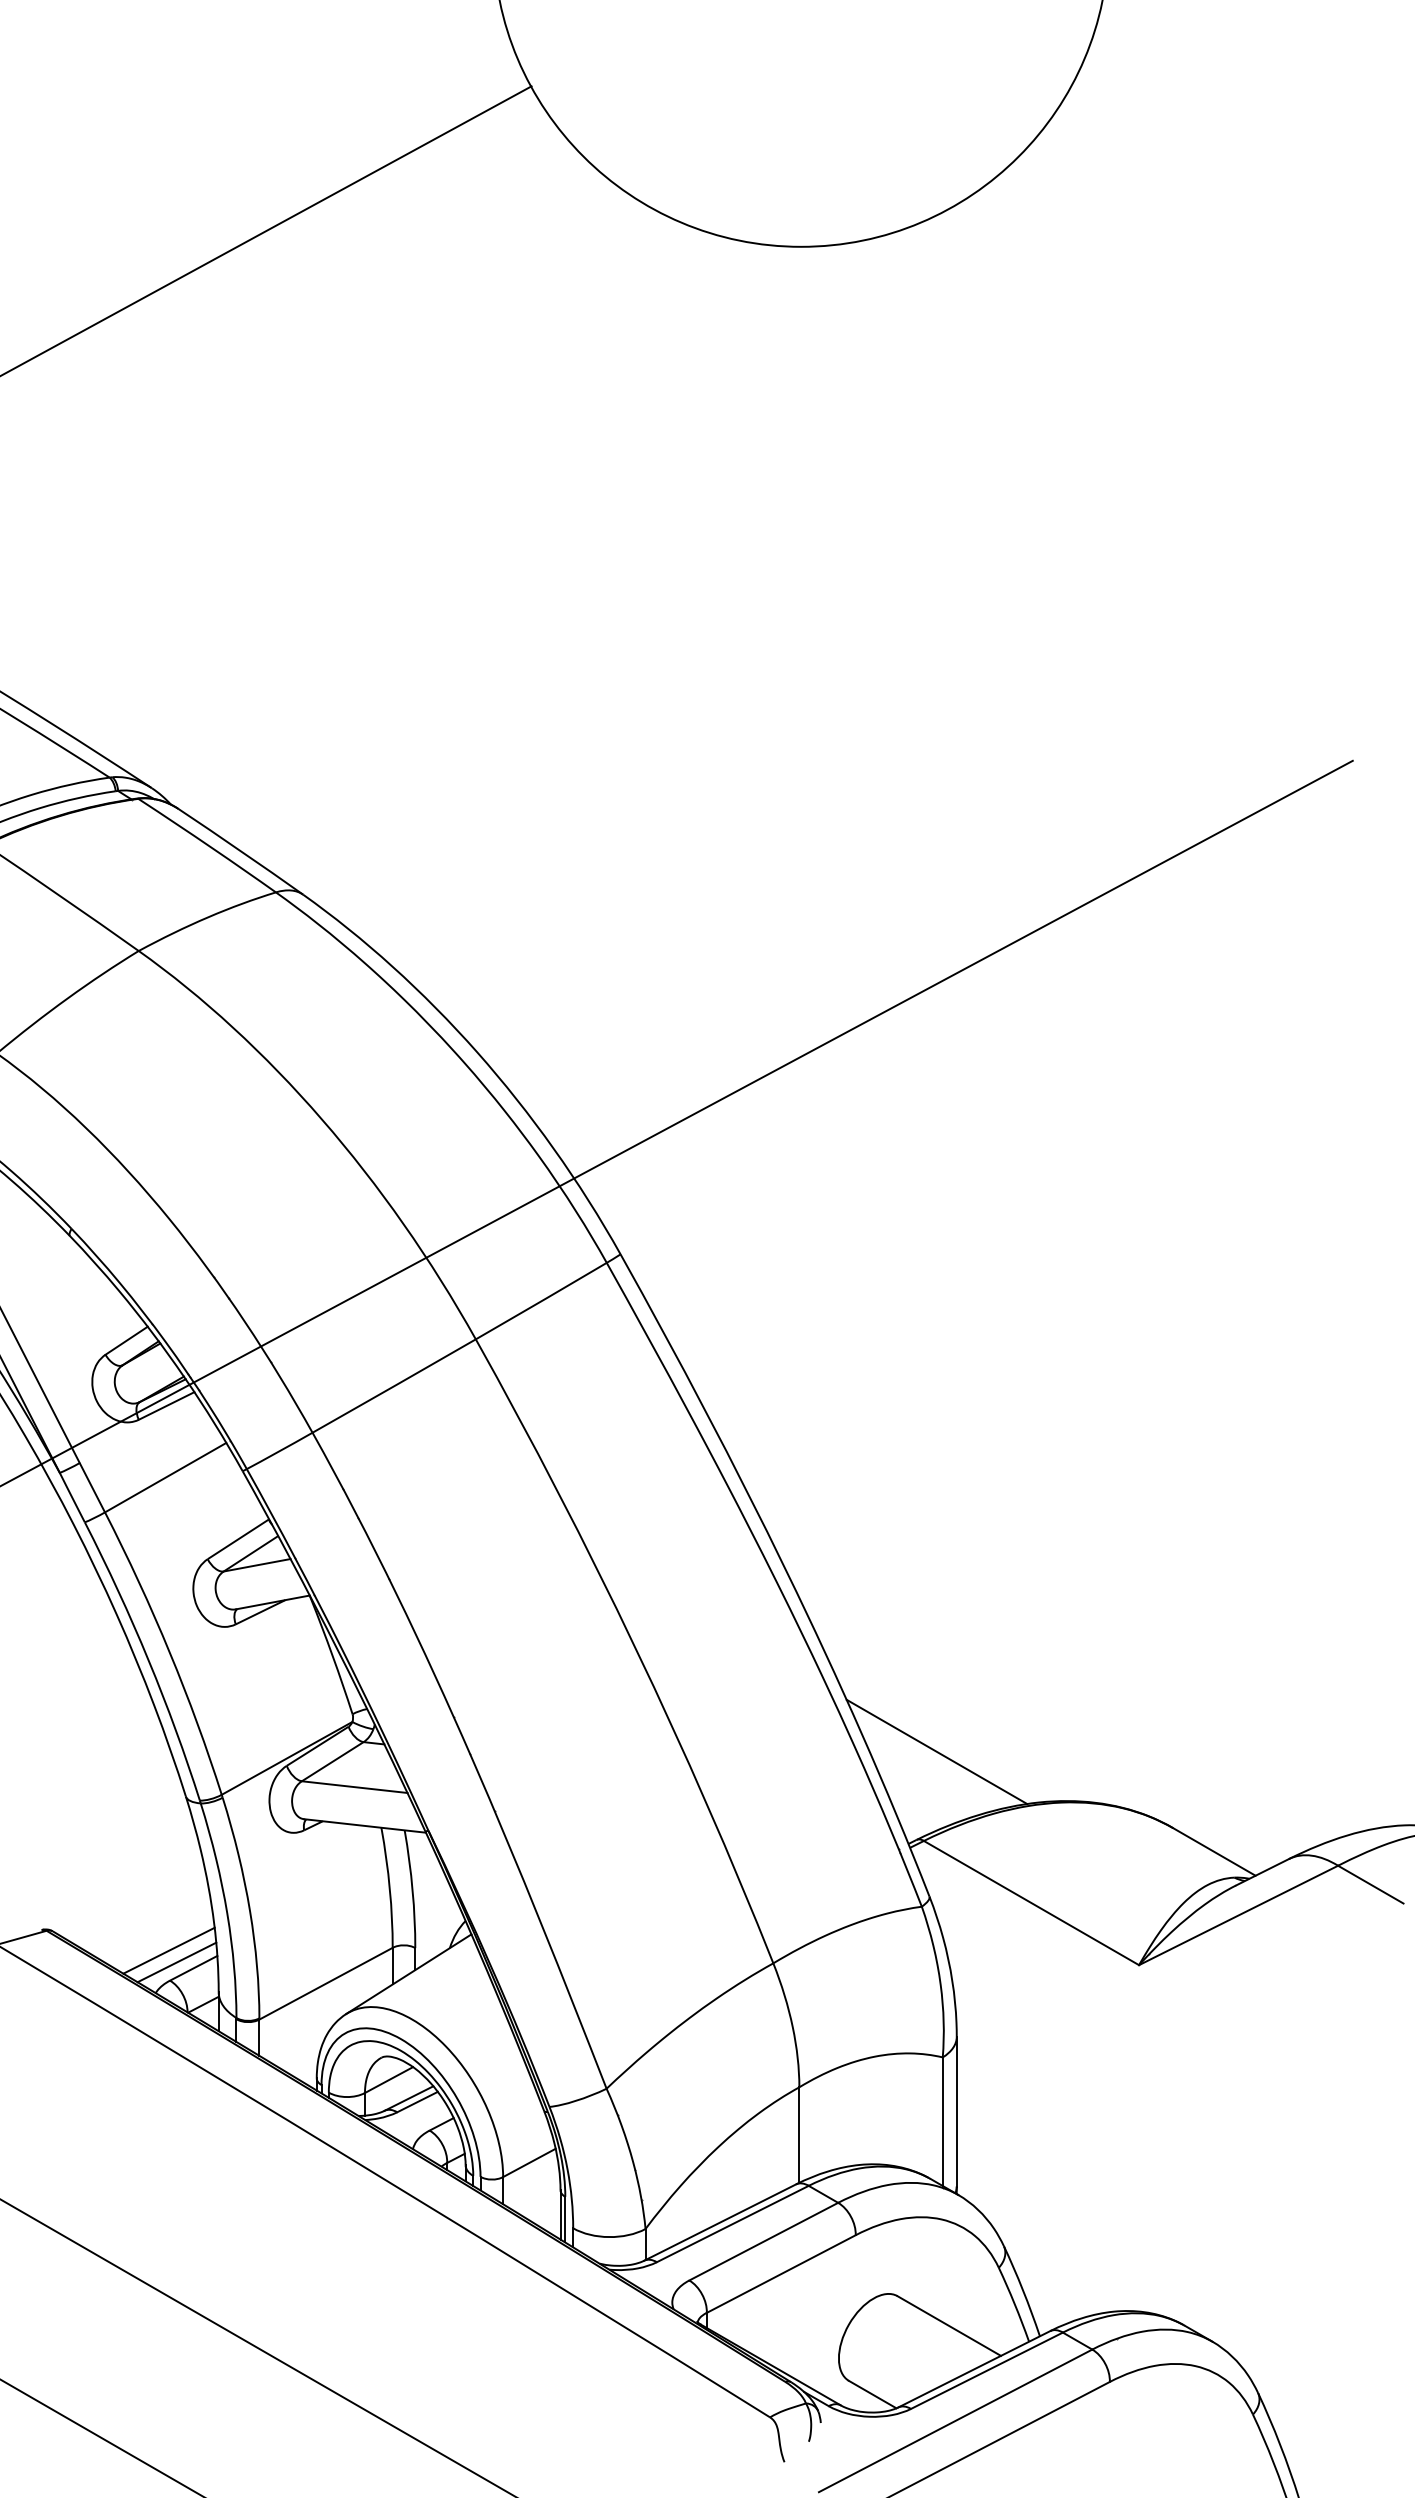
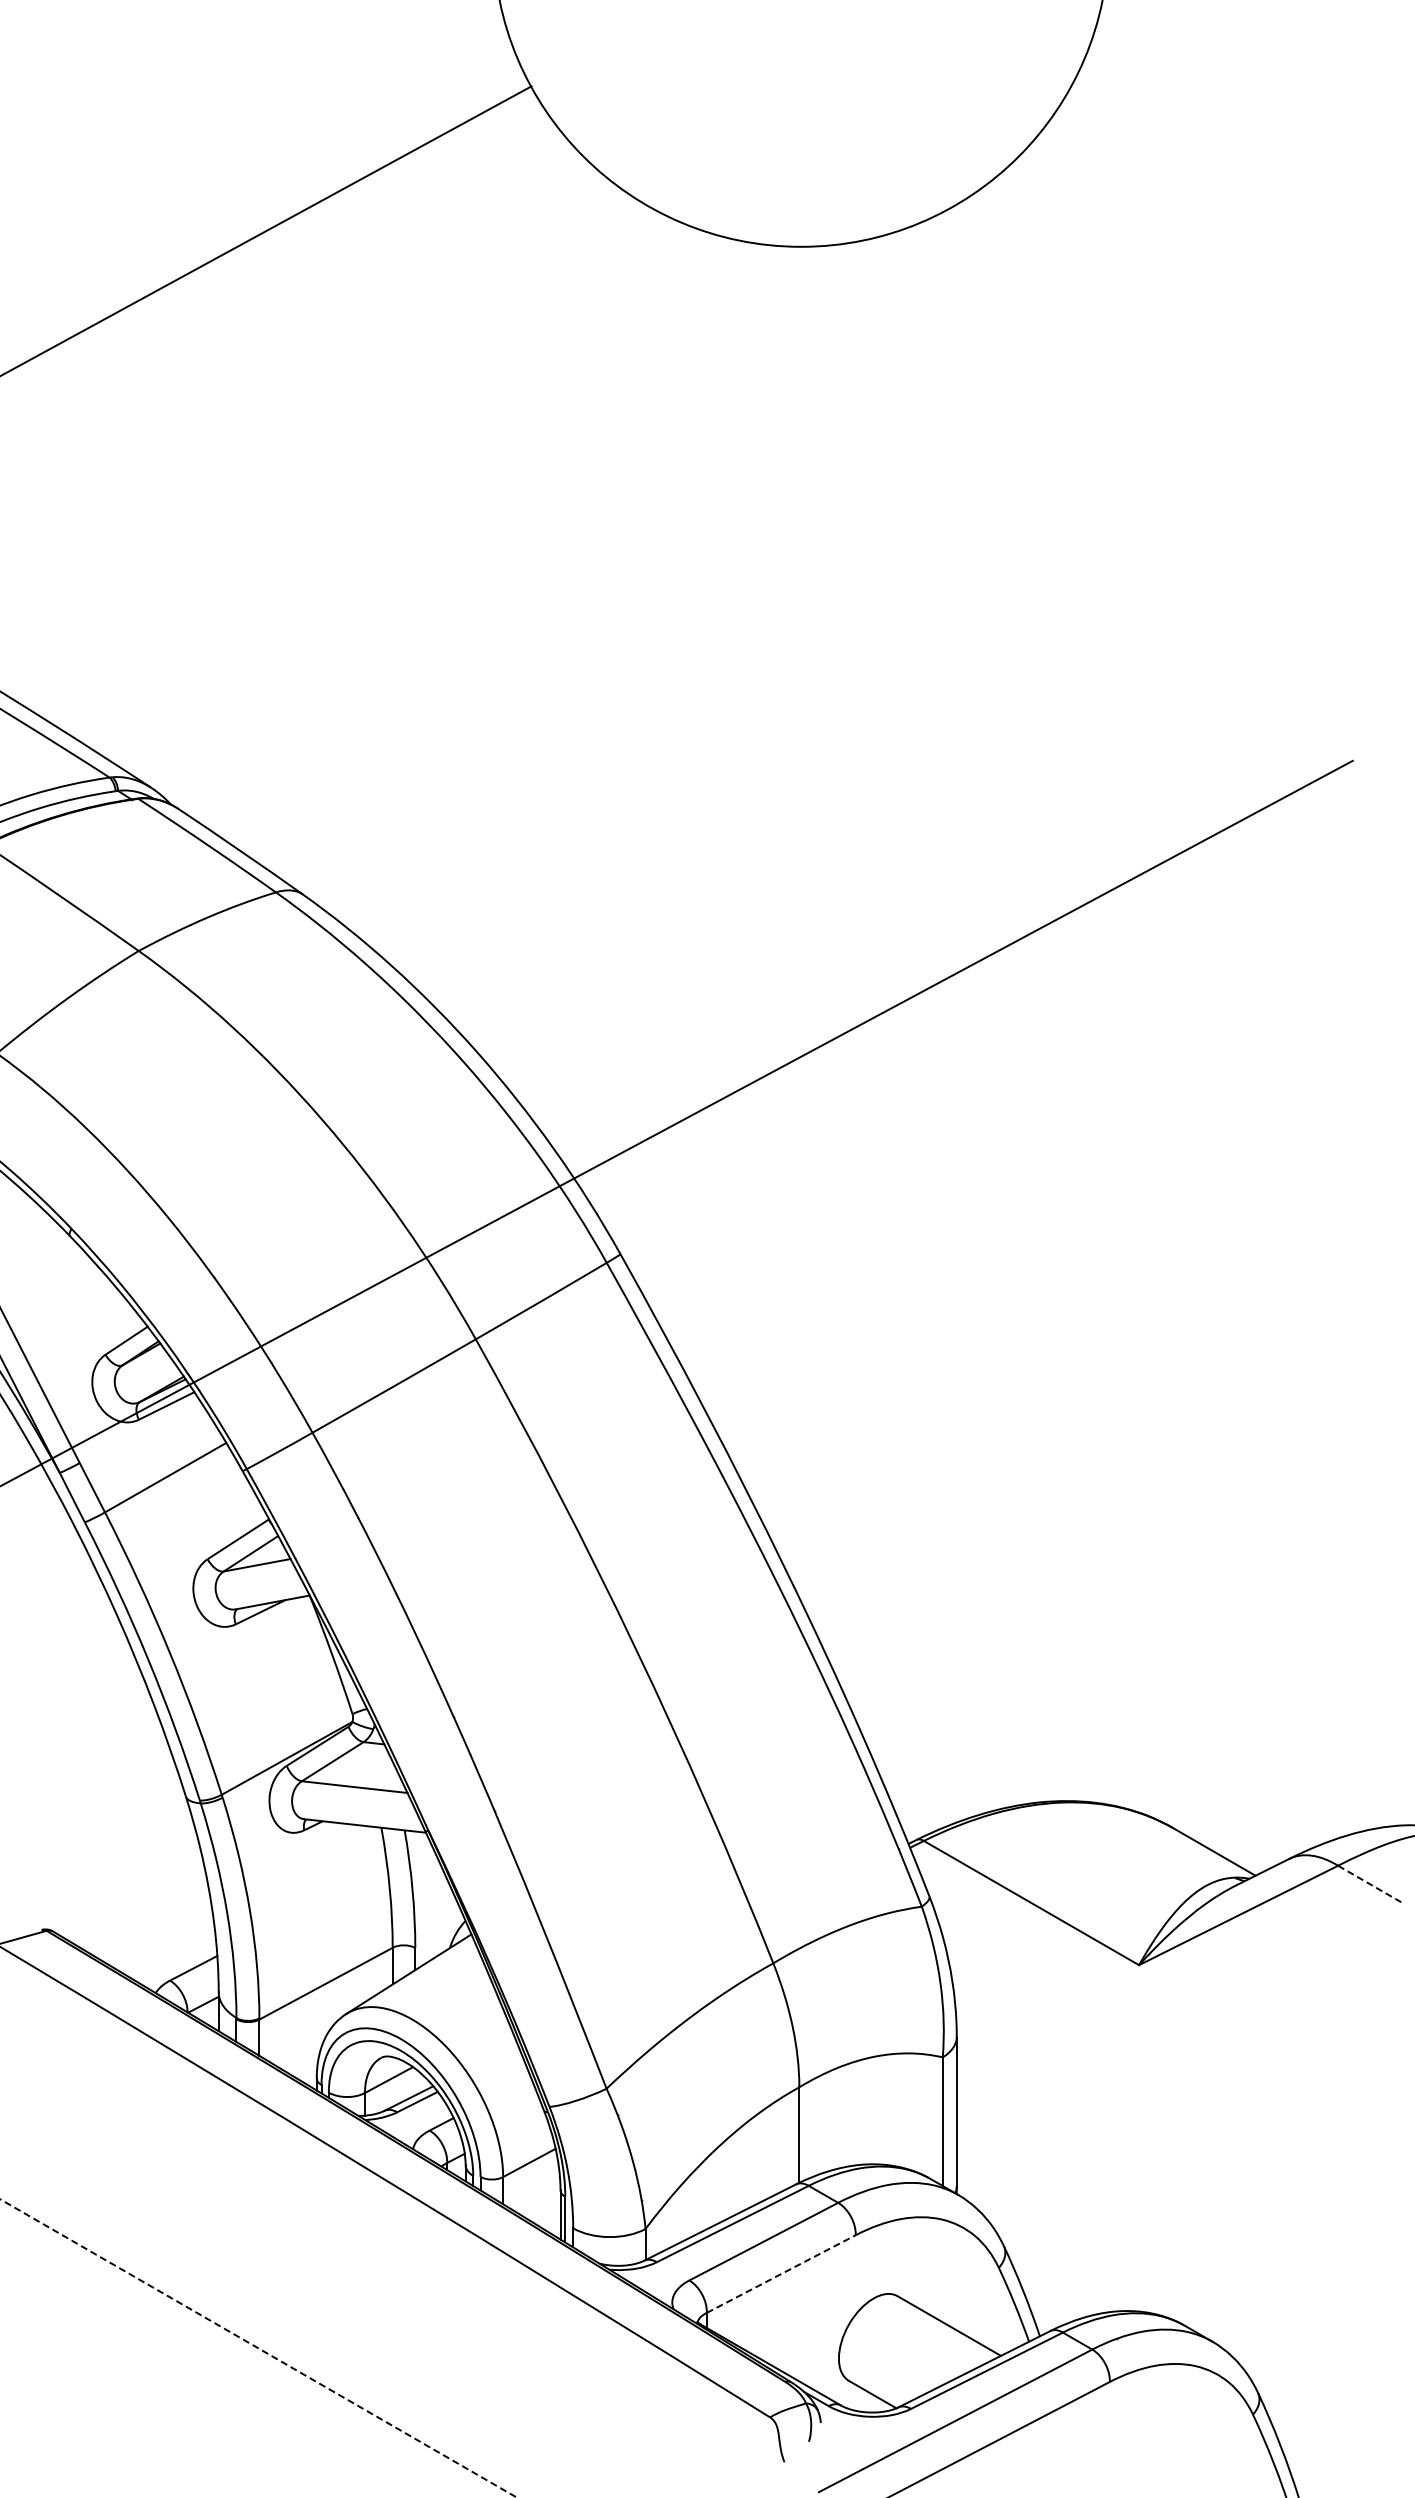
line: present -> none (936, 1751)
line: solid -> dashed (1370, 1884)
line: present -> none (168, 1950)
line: present -> none (176, 1962)
line: solid -> dashed (781, 2274)
line: solid -> dashed (258, 2348)
line: present -> none (101, 2437)
